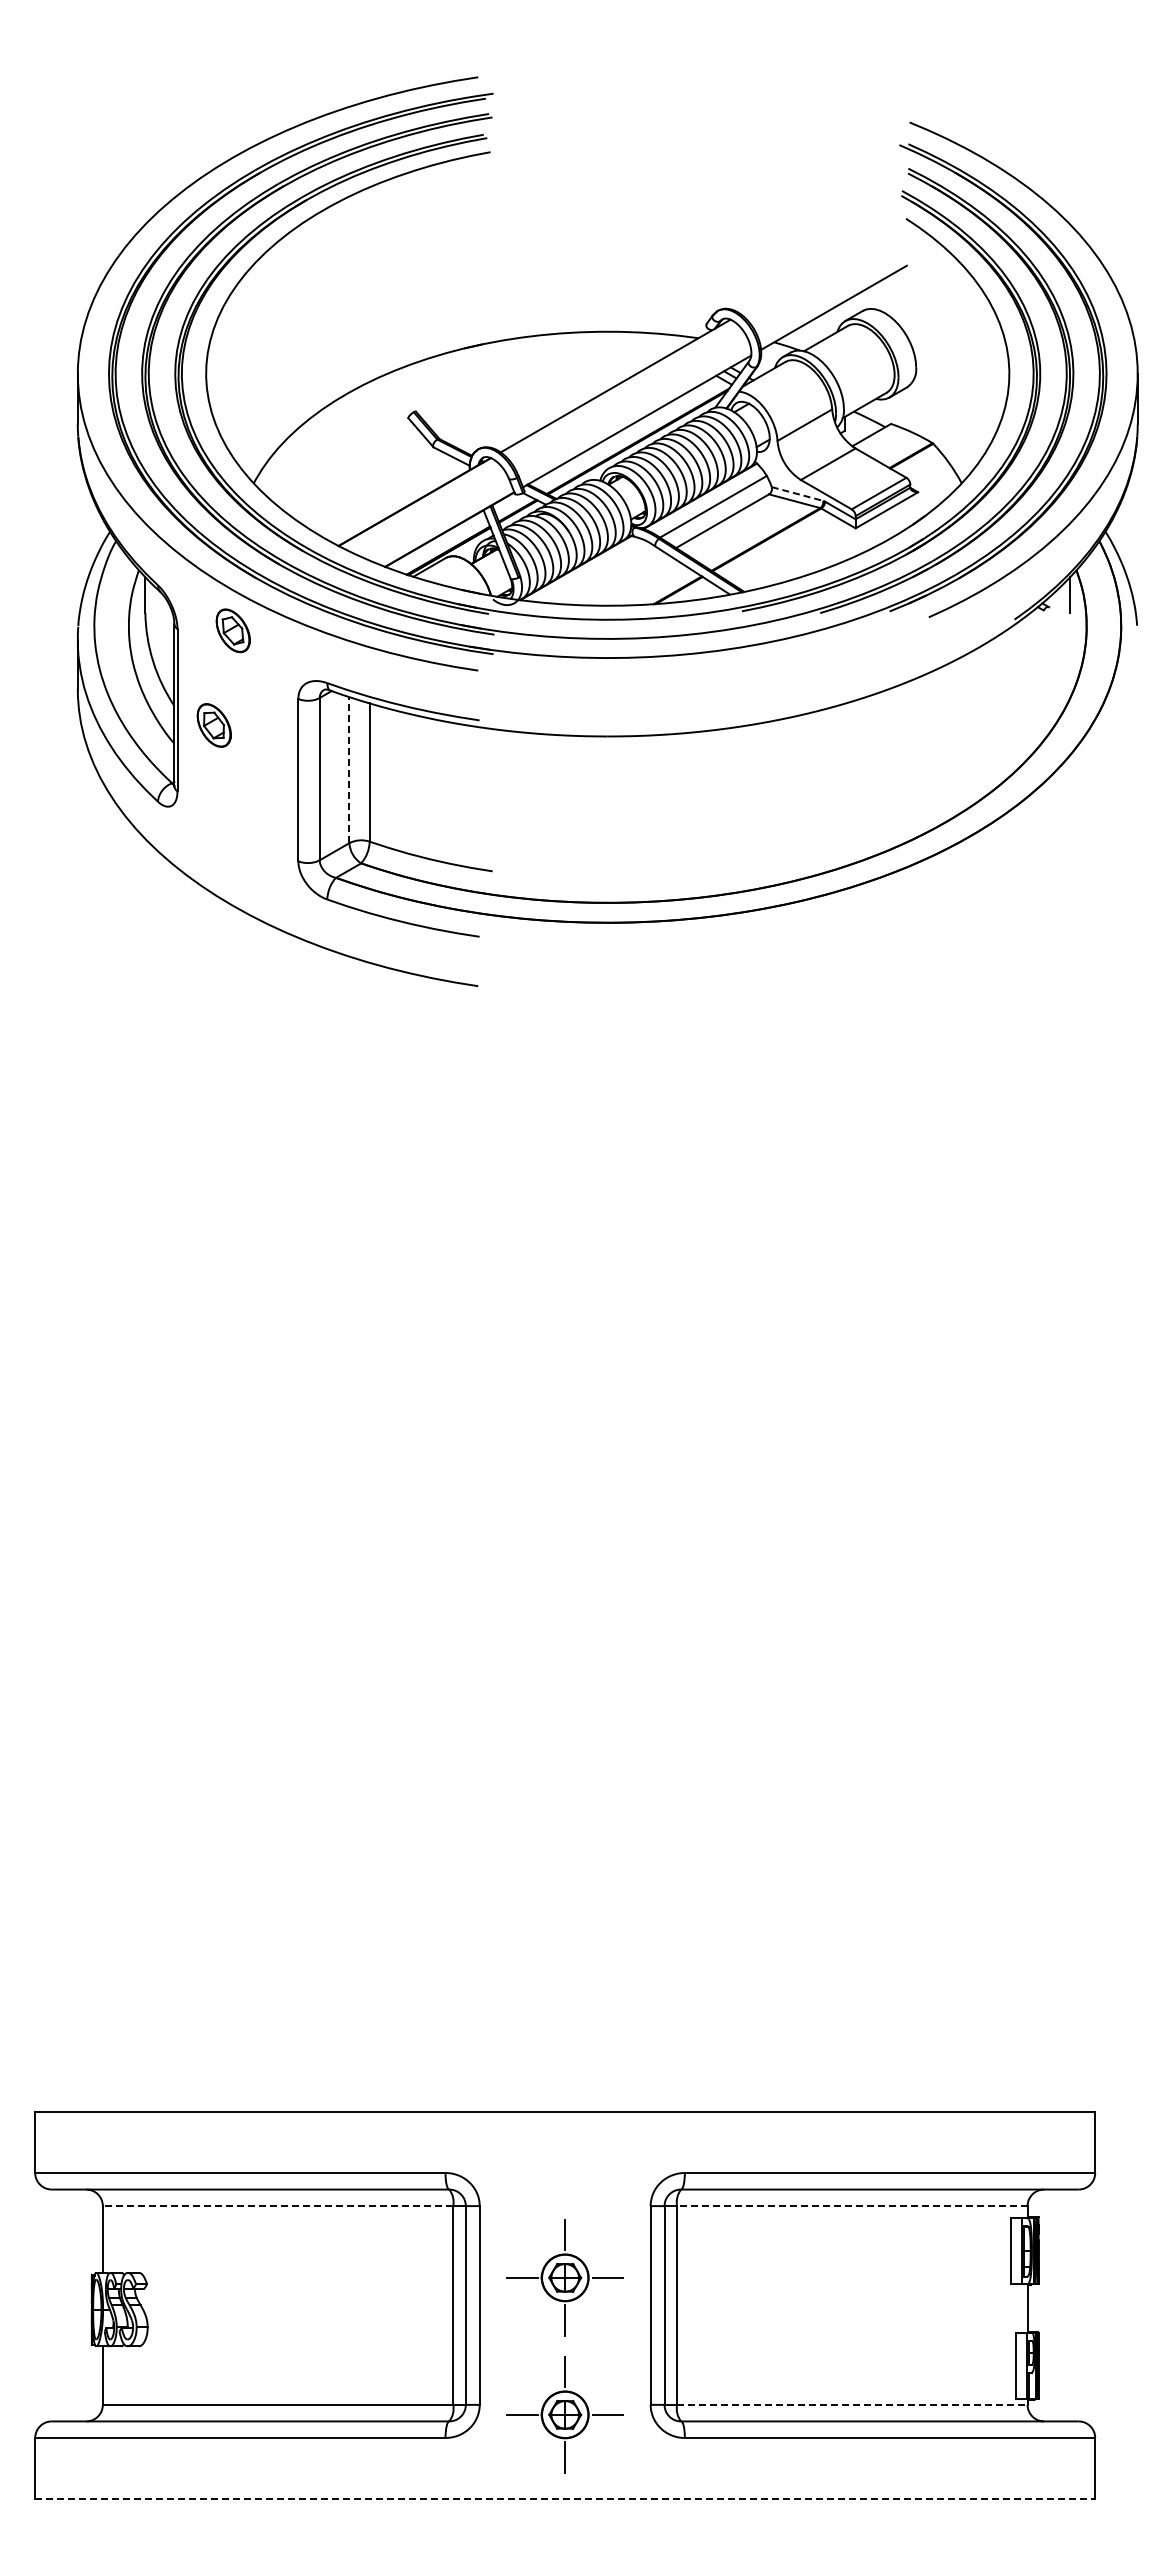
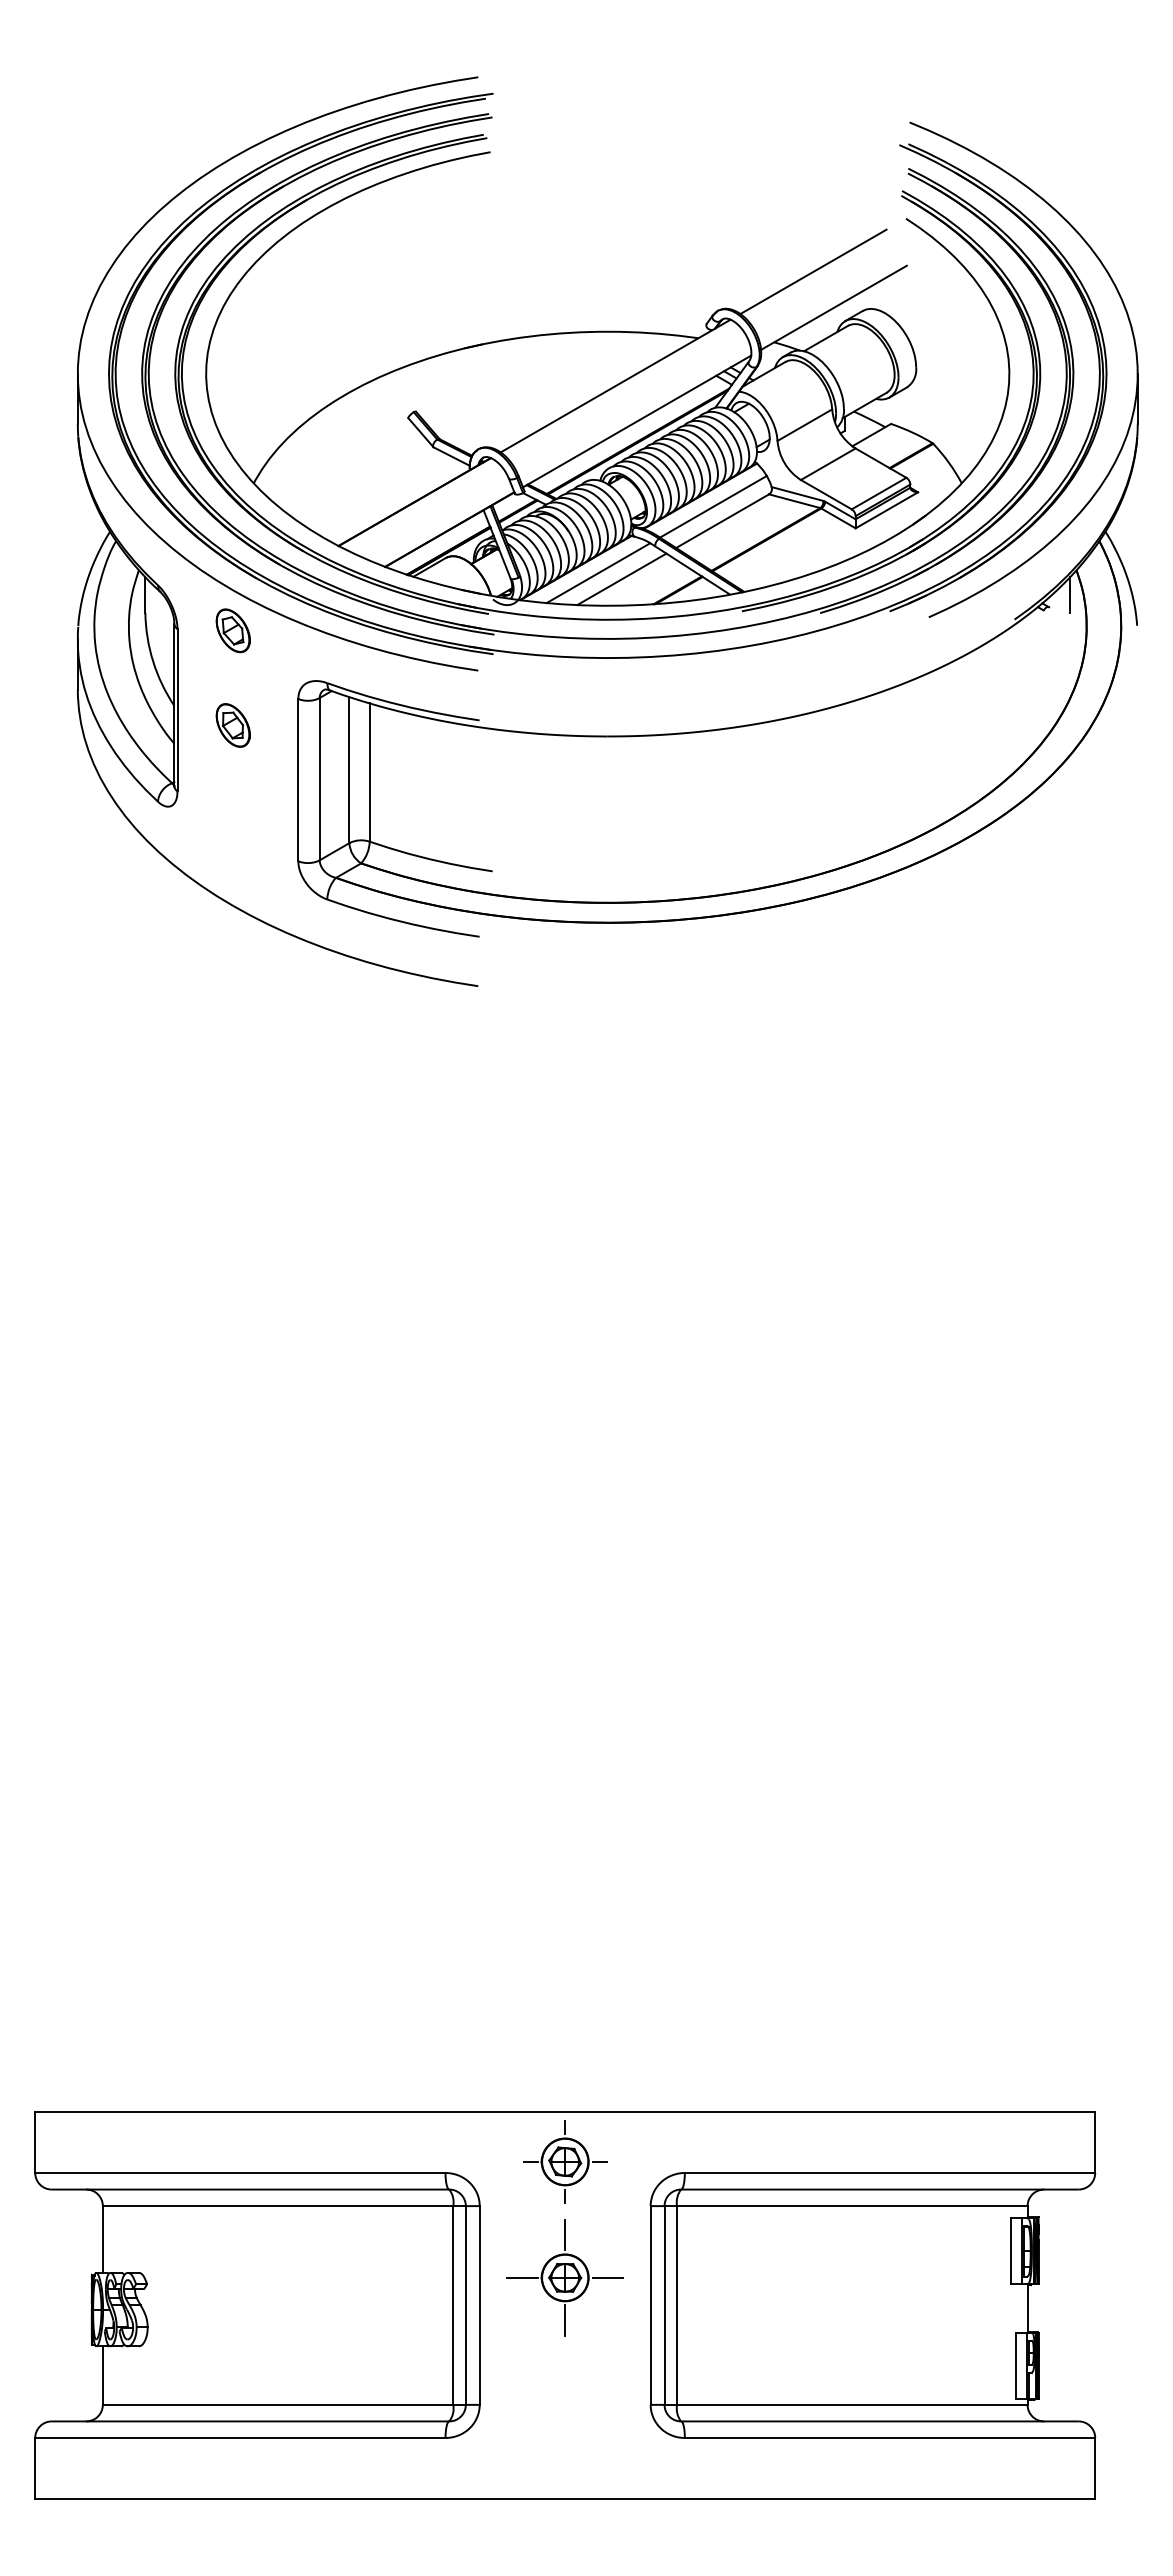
line: none -> present (813, 271)
line: dashed -> solid (797, 494)
line: none -> present (598, 573)
line: none -> present (621, 579)
part position: (213, 725) -> (232, 725) (232, 725)
line: dashed -> solid (349, 769)
part: none -> present (565, 2161)
line: dashed -> solid (277, 2206)
line: dashed -> solid (851, 2206)
line: dashed -> solid (852, 2404)
part: present -> none (564, 2414)
line: dashed -> solid (565, 2498)
